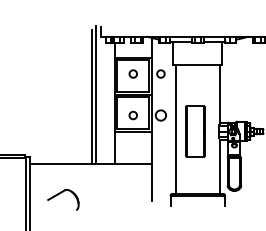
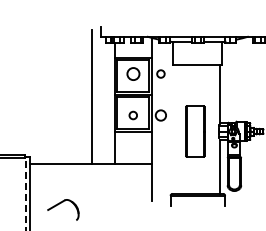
circle size: 10x10 px -> 15x14 px (133, 73)
line: present -> none (96, 94)
line: present -> none (176, 129)
line: solid -> dashed (25, 193)
part position: (61, 193) -> (61, 203) (61, 203)
